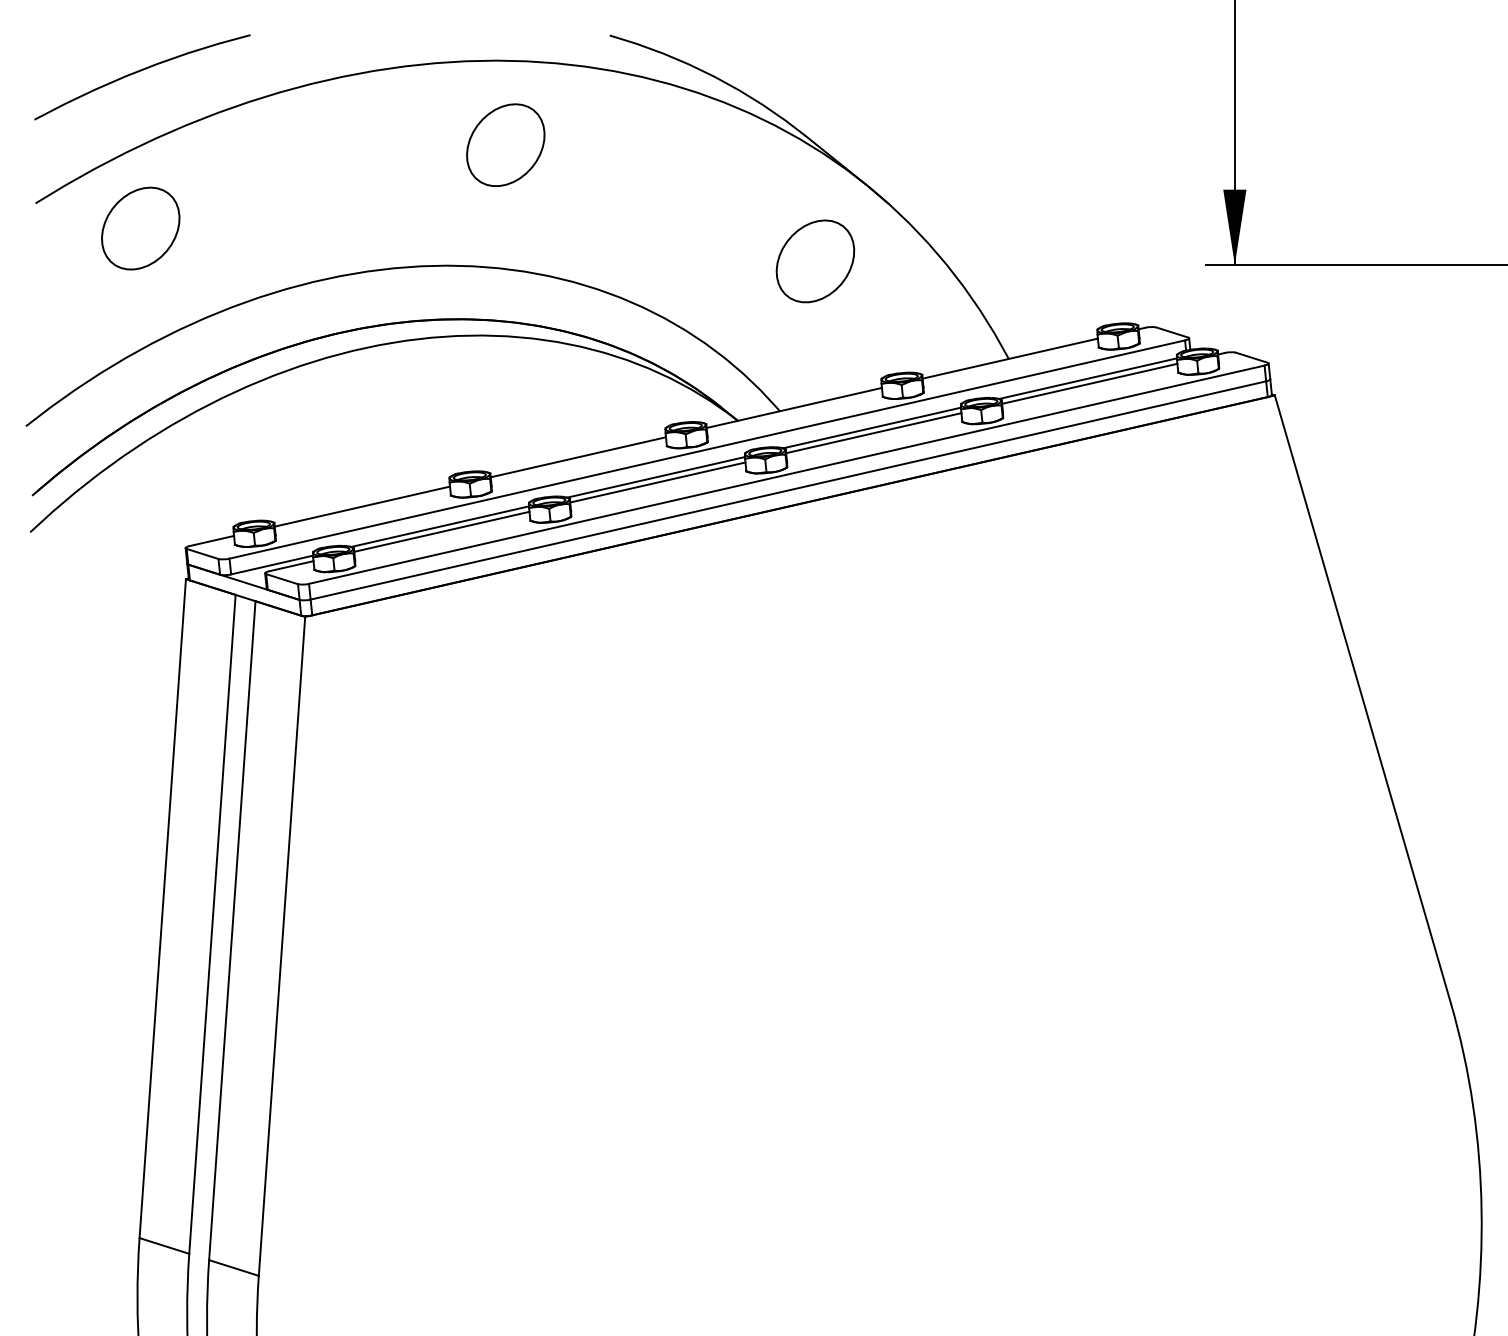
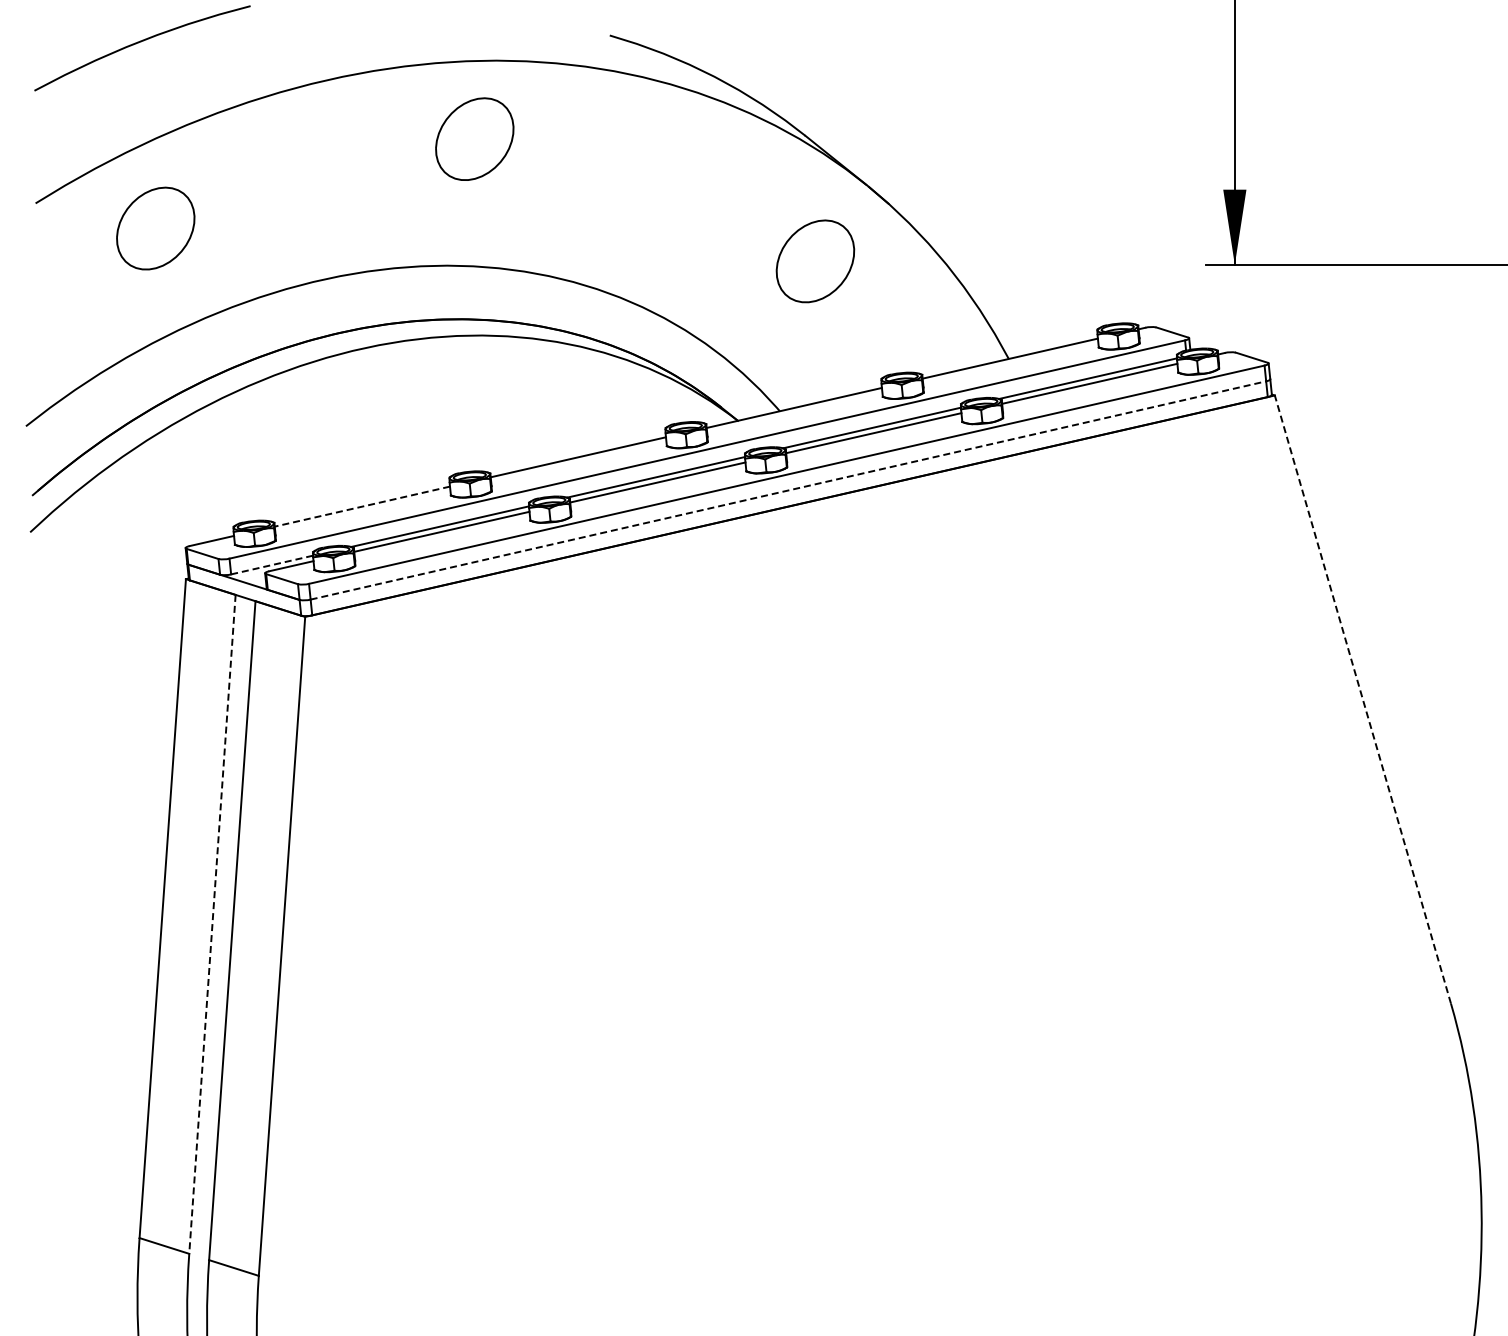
curve position: (141, 71) -> (141, 42) (141, 42)
part position: (505, 144) -> (474, 138) (474, 138)
part position: (140, 228) -> (155, 228) (155, 228)
line: solid -> dashed (788, 490)
line: solid -> dashed (362, 506)
line: solid -> dashed (272, 564)
line: solid -> dashed (1362, 699)
line: solid -> dashed (212, 924)
